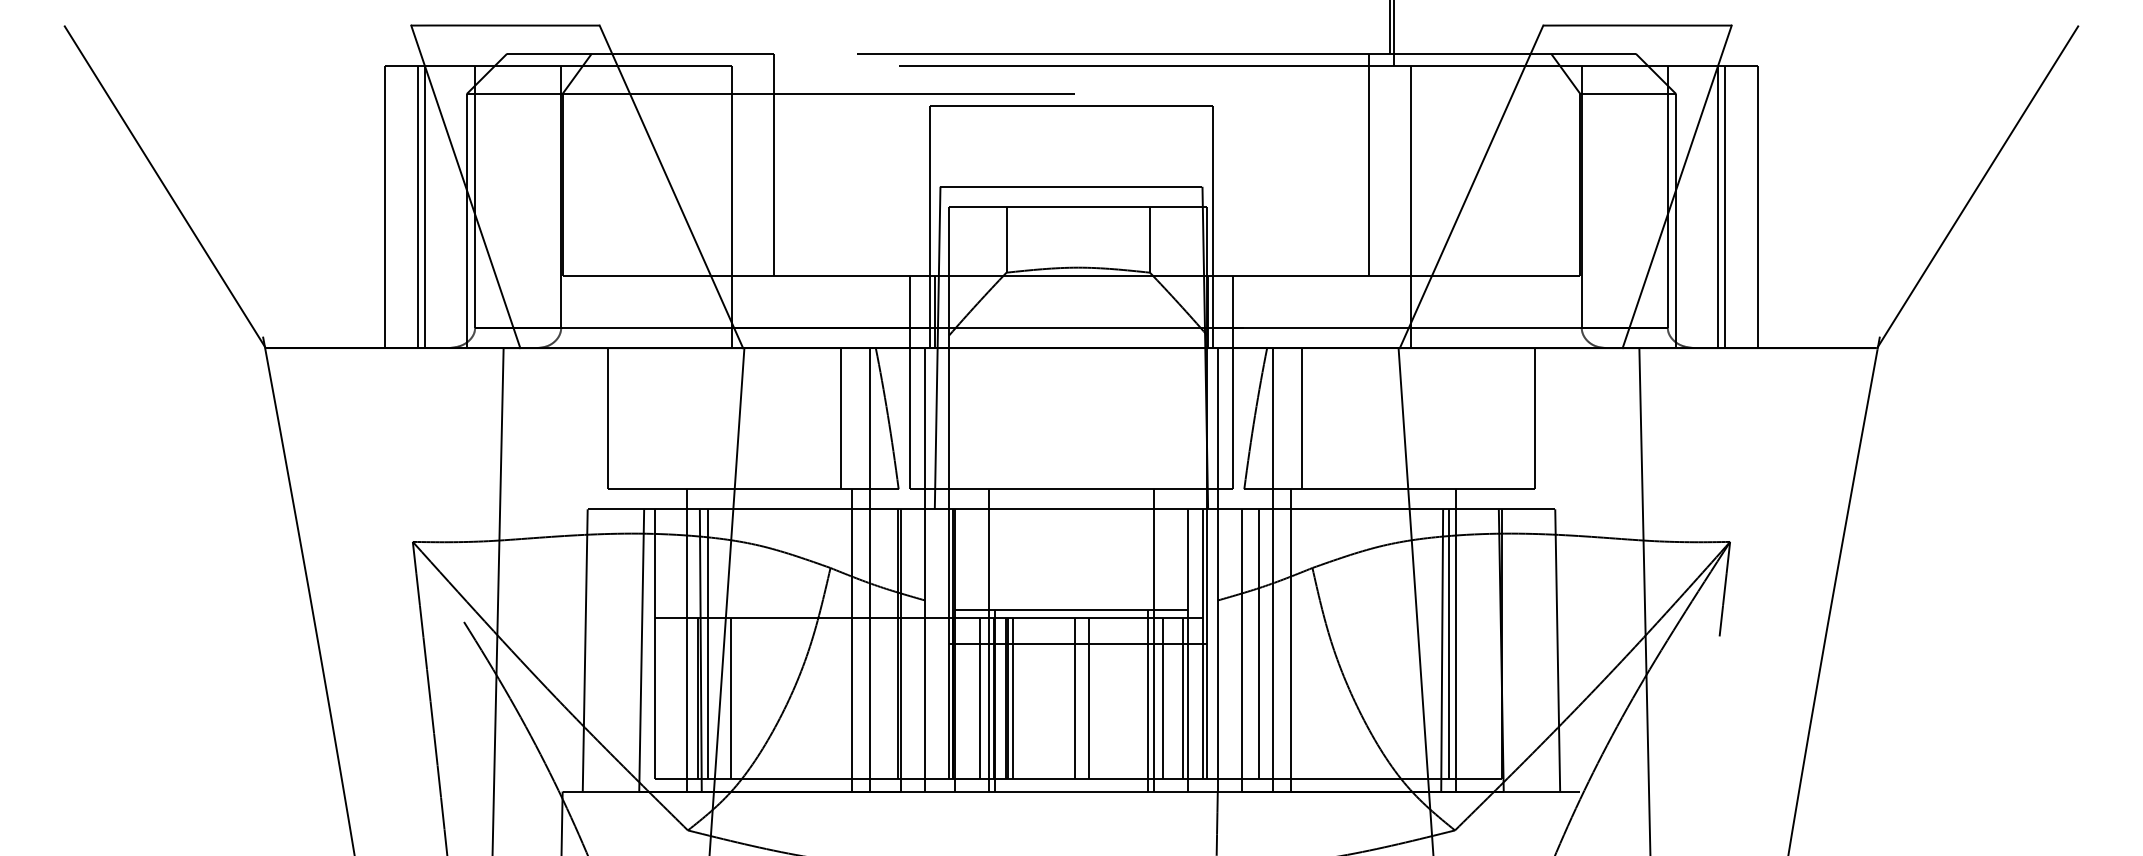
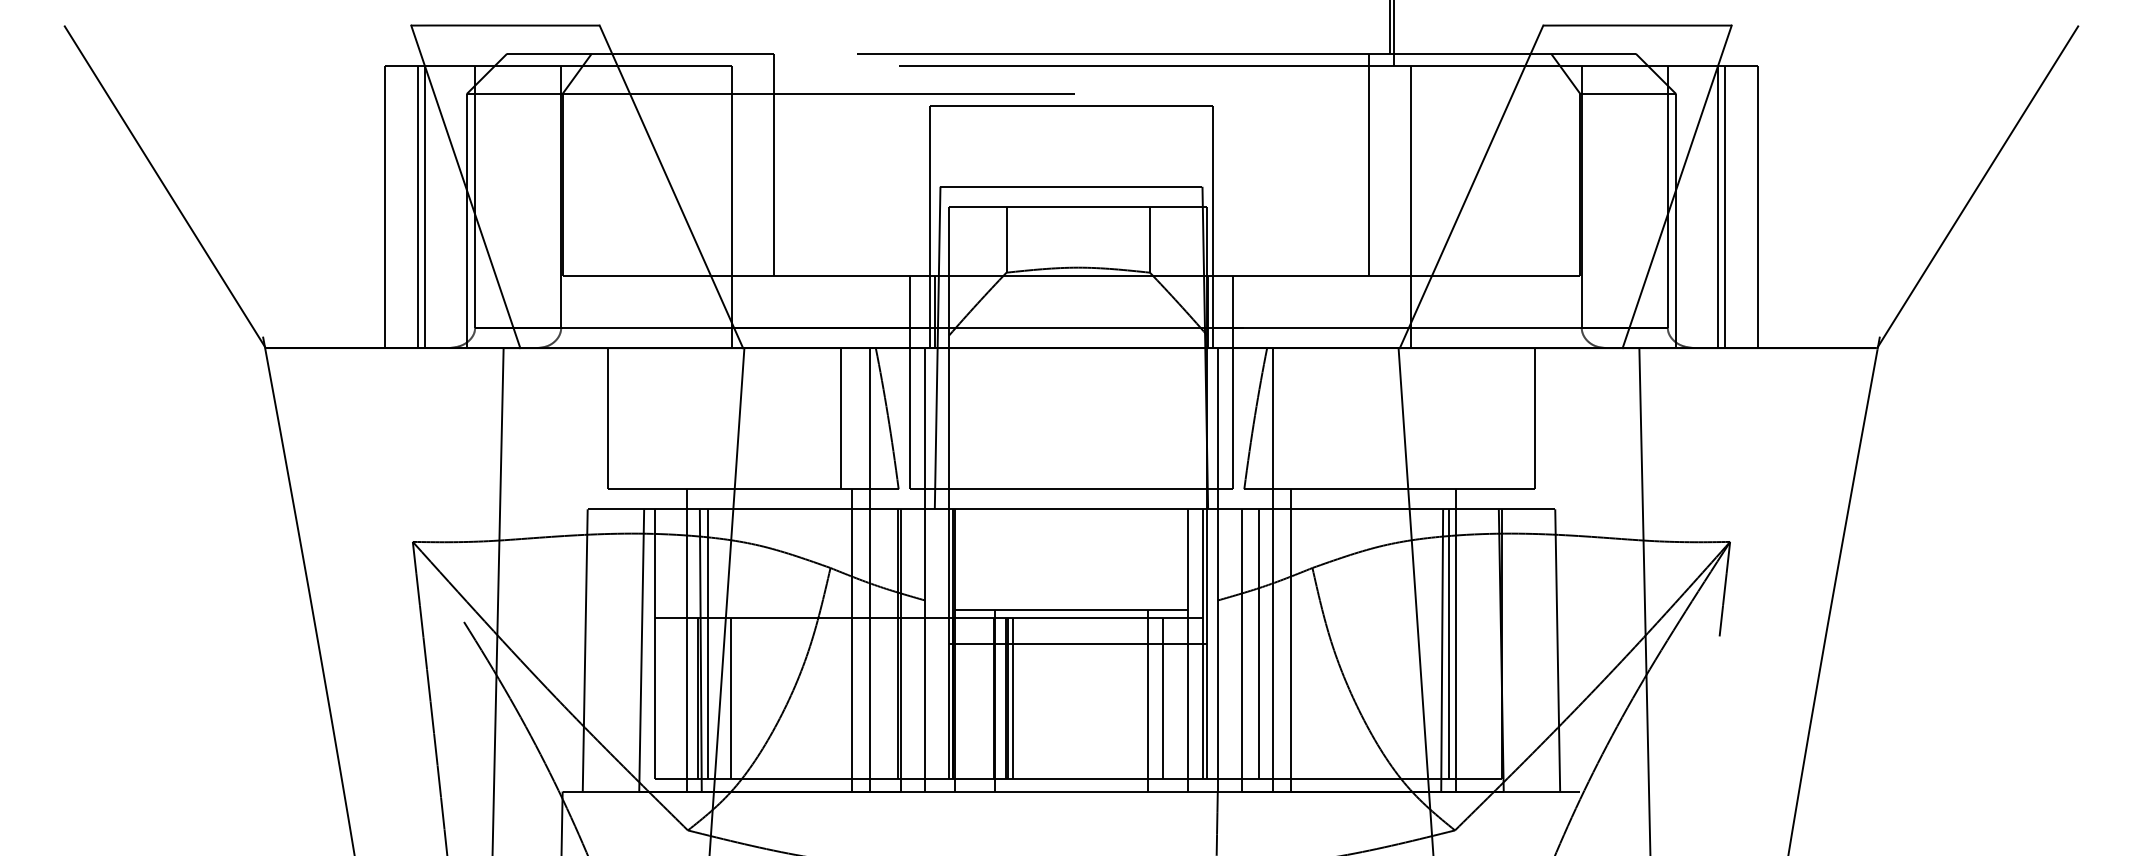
line: present -> none (1301, 418)
line: present -> none (988, 640)
line: present -> none (1154, 640)
line: present -> none (979, 698)
line: present -> none (1075, 698)
line: present -> none (1088, 698)
line: present -> none (1183, 698)
